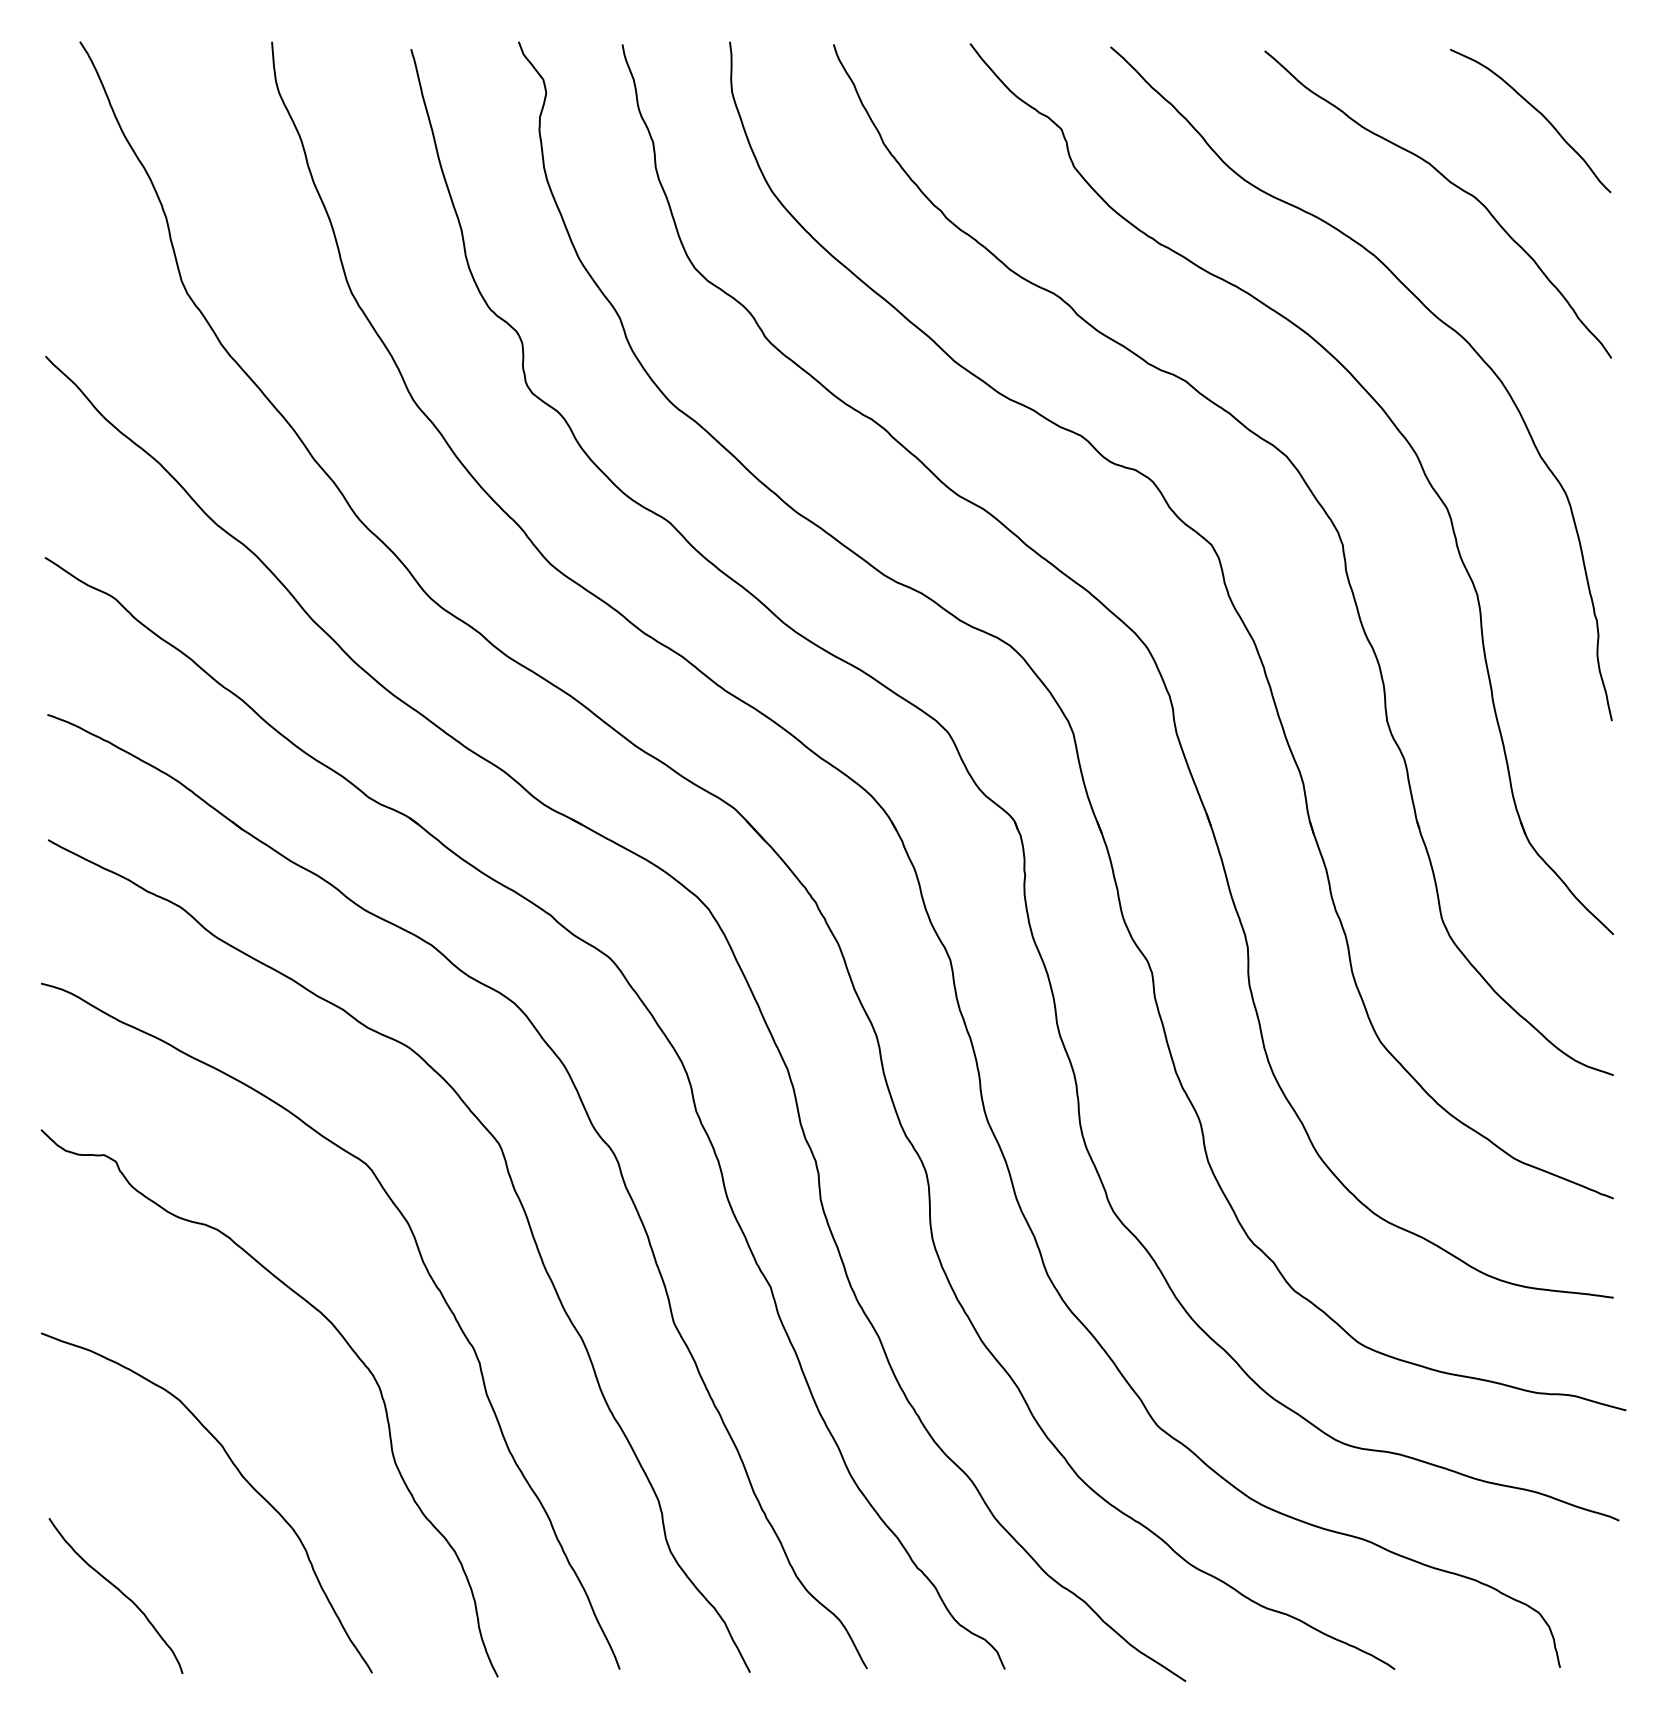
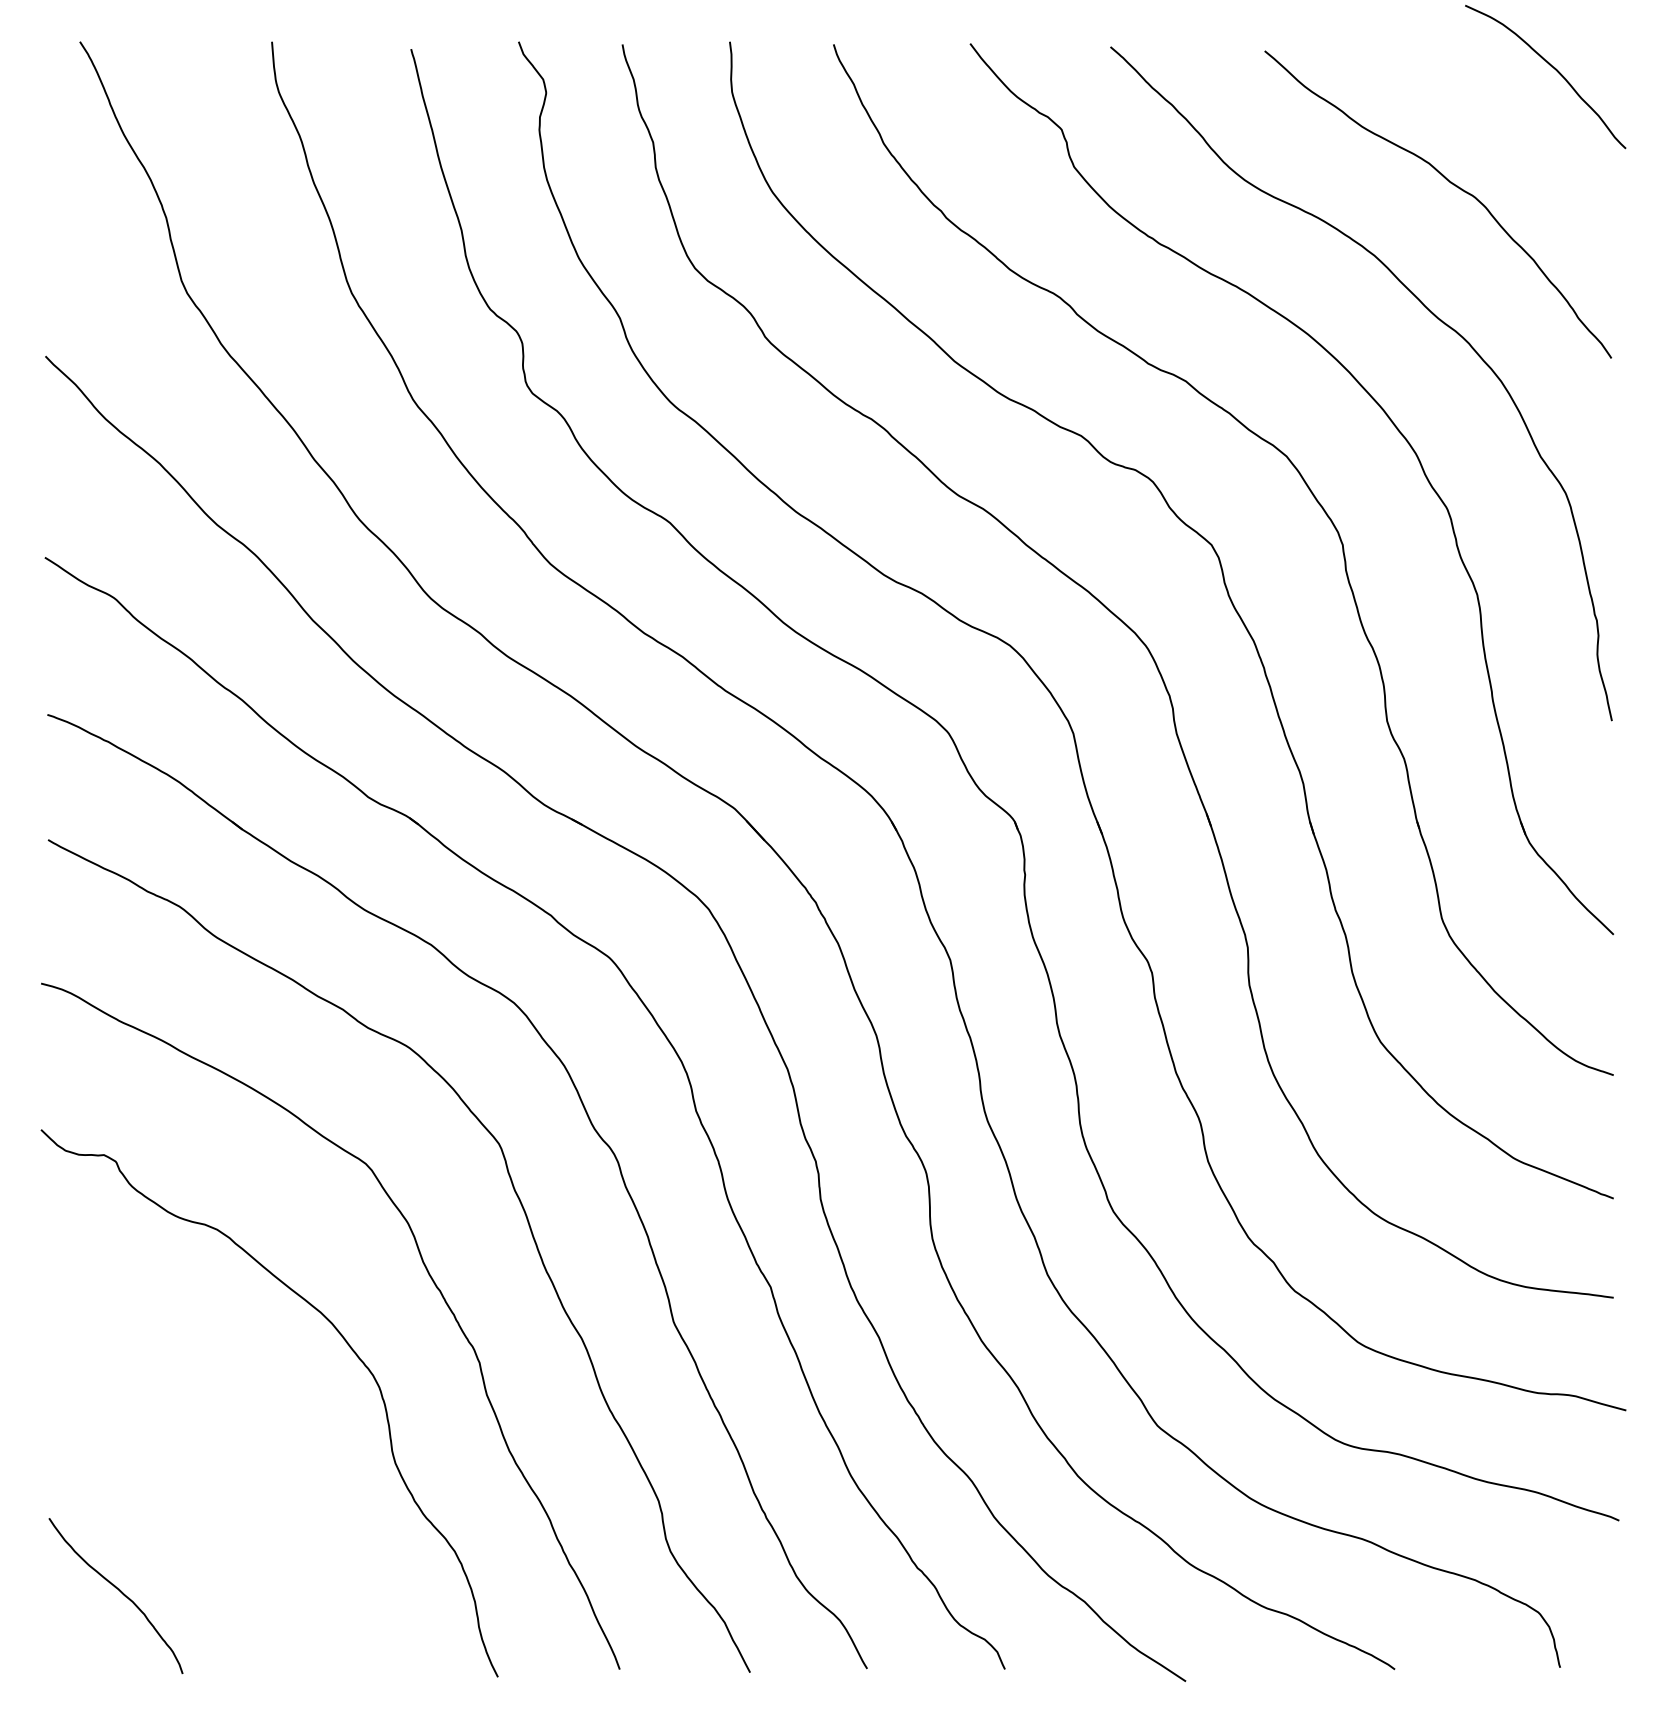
curve position: (1535, 110) -> (1550, 66) (1550, 66)
curve: present -> none (240, 1475)
